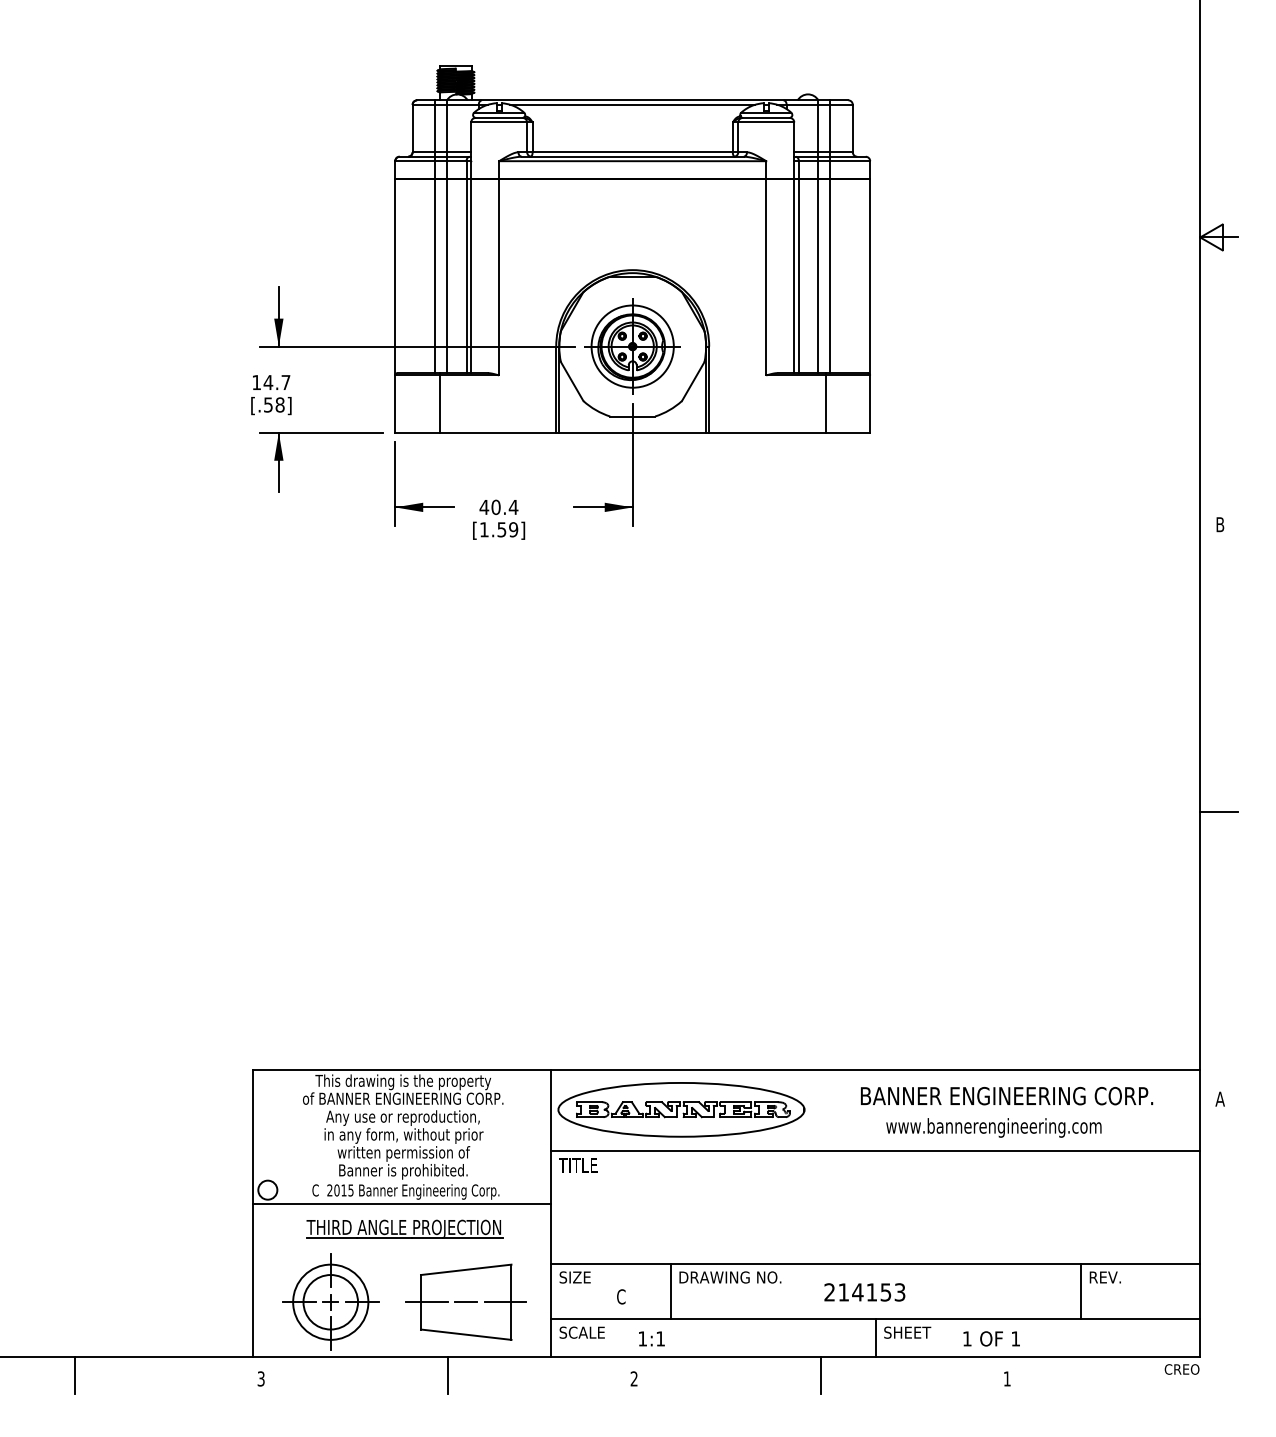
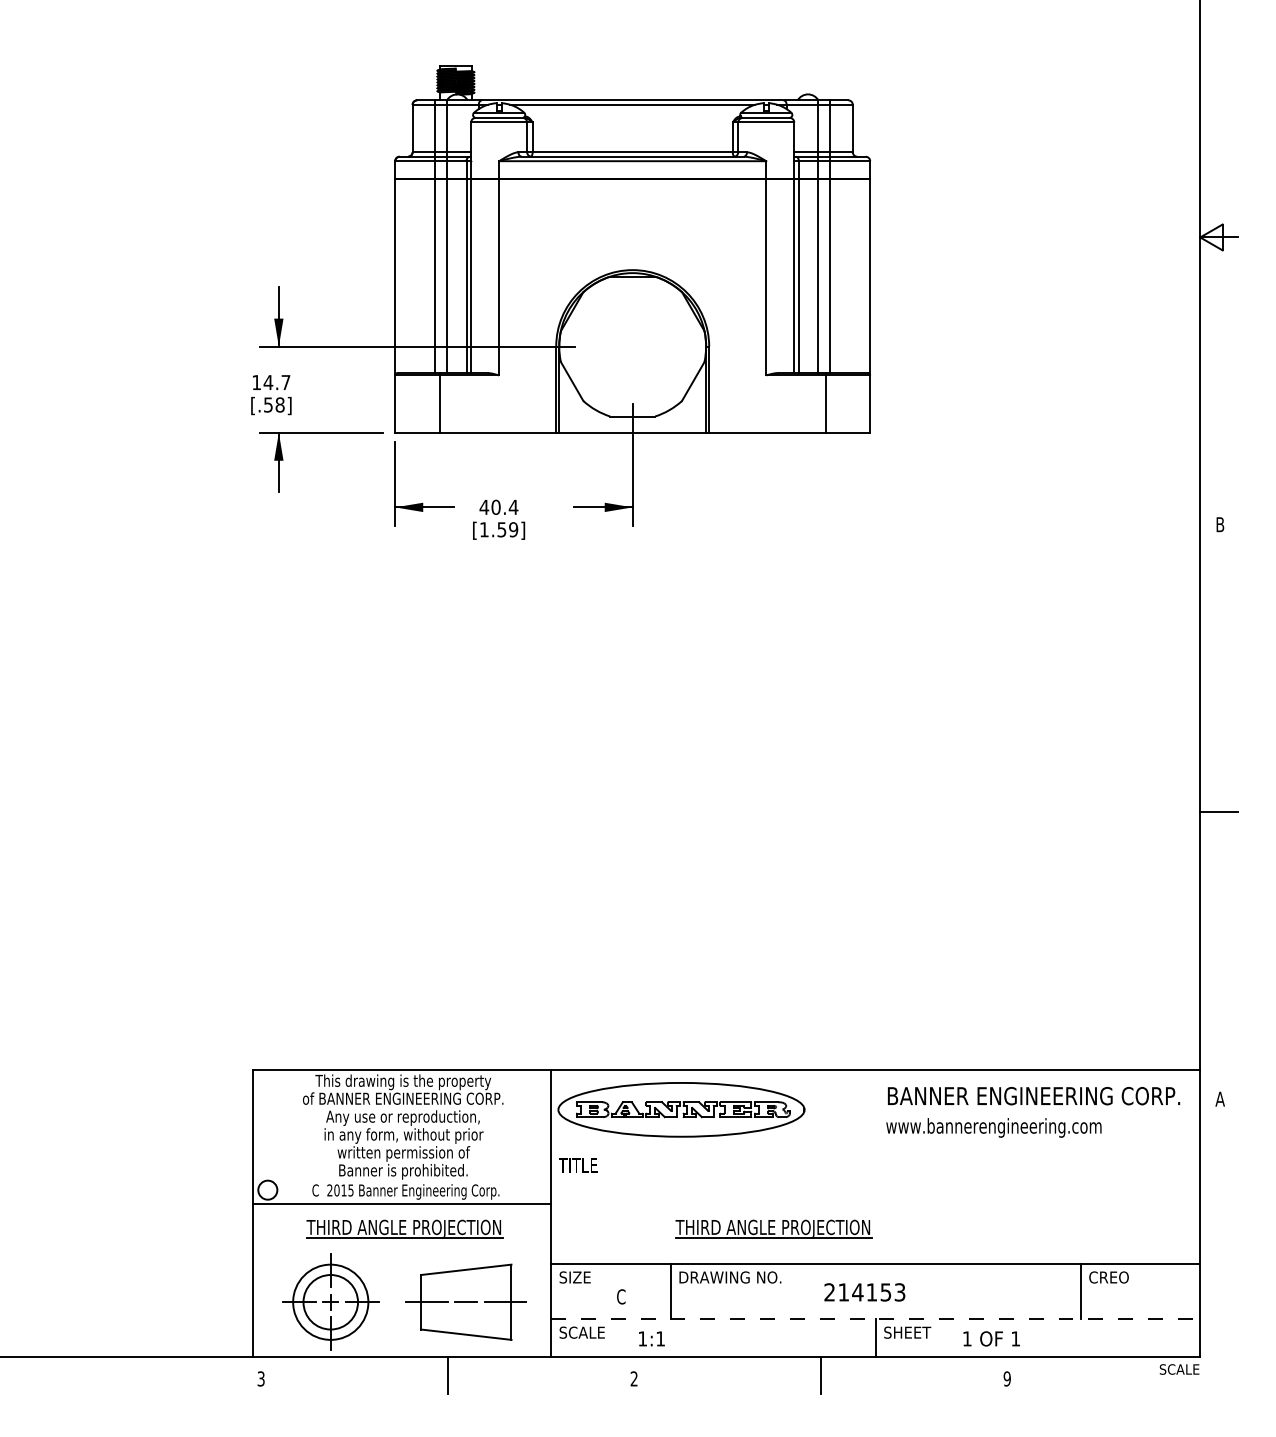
part: present -> none (632, 346)
text position: (1007, 1096) -> (1034, 1096) (1034, 1096)
line: present -> none (875, 1150)
part: none -> present (773, 1228)
text: REV. -> CREO (1108, 1277)
line: solid -> dashed (875, 1319)
text: CREO -> SCALE (1179, 1369)
line: present -> none (74, 1374)
text: 1 -> 9 (1006, 1378)
